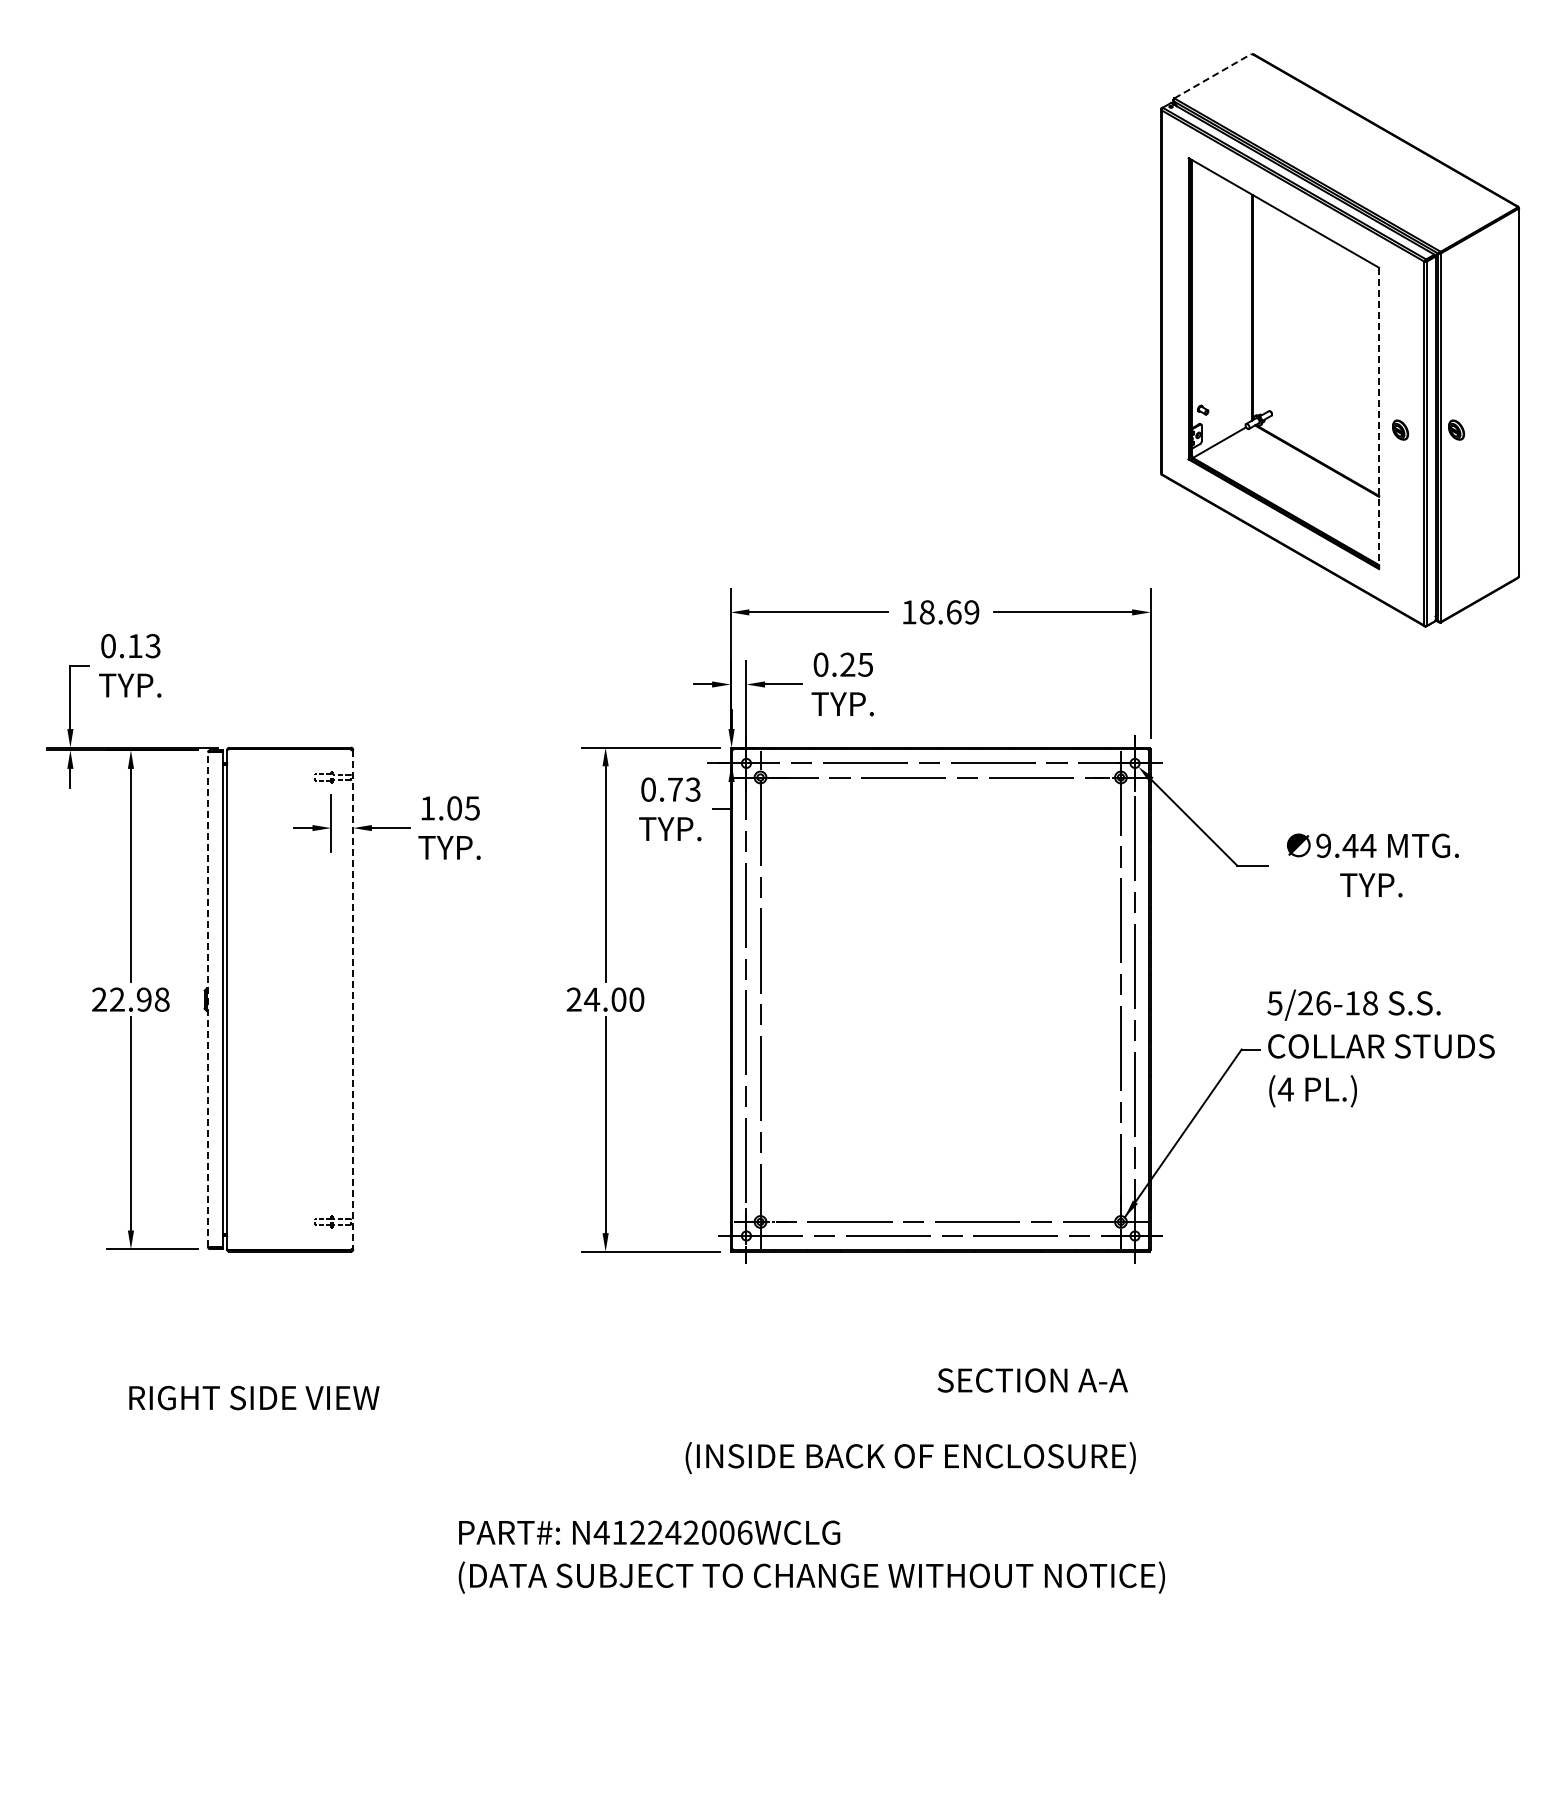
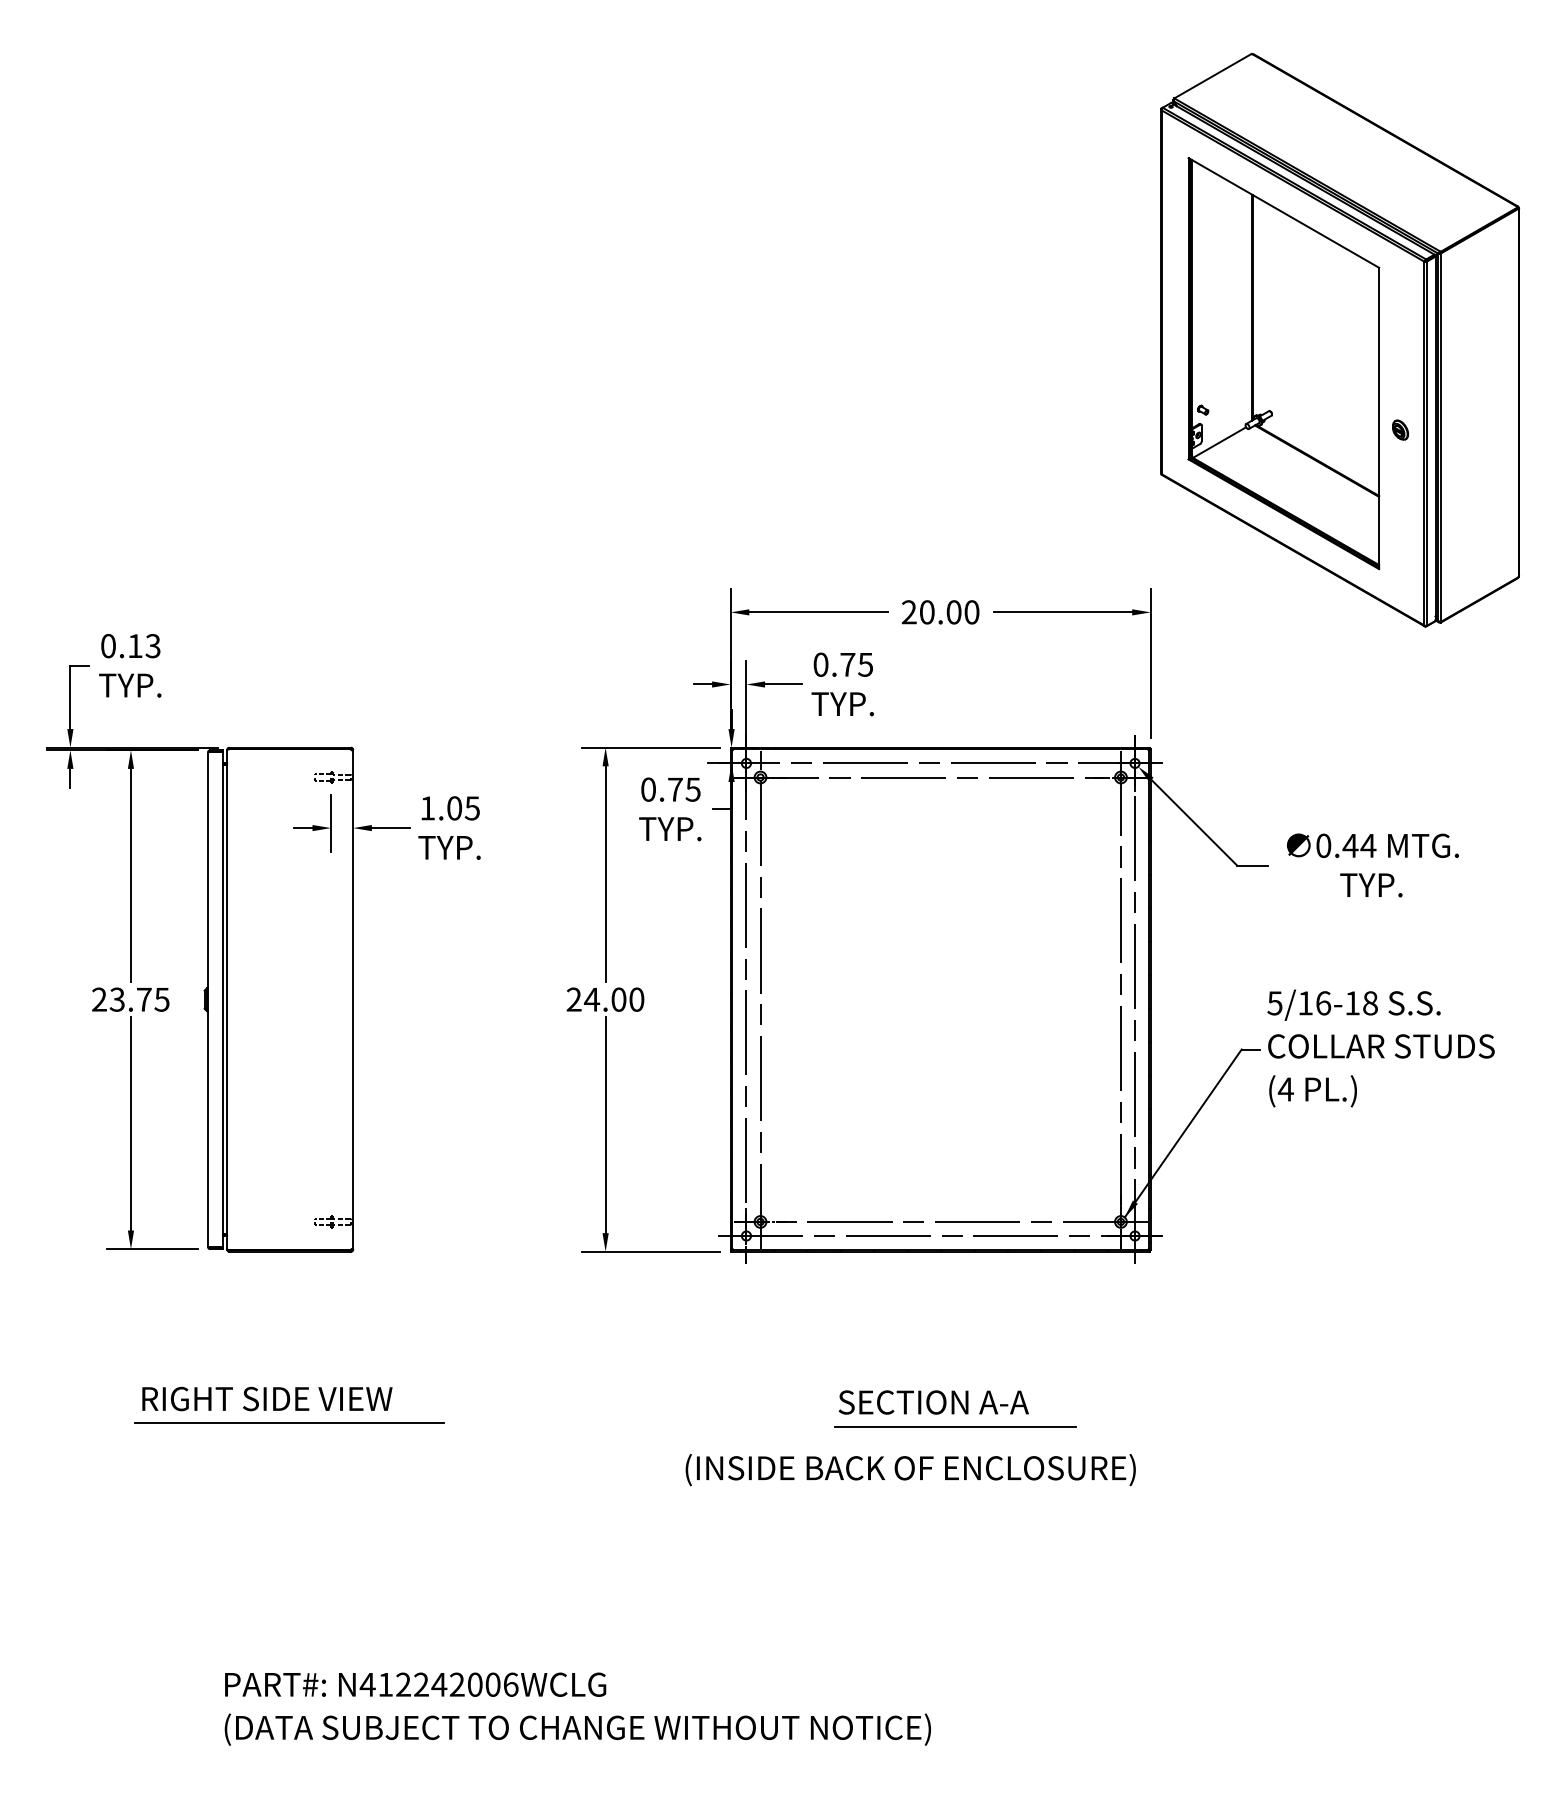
line: dashed -> solid (1213, 75)
line: dashed -> solid (1379, 418)
part: present -> none (1456, 429)
text: 18.69 -> 20.00 (940, 612)
text: 0.25 -> 0.75 (847, 664)
text: 0.73 -> 0.75 (693, 789)
text: 9.44 -> 0.44 (1323, 845)
text: 22.98 -> 23.75 (139, 999)
line: dashed -> solid (207, 999)
line: dashed -> solid (353, 999)
text: 5/26-18 -> 5/16-18 (1305, 1003)
text position: (1032, 1380) -> (933, 1402) (933, 1402)
text position: (254, 1397) -> (267, 1398) (267, 1398)
line: none -> present (288, 1423)
line: none -> present (954, 1427)
text position: (910, 1458) -> (910, 1470) (910, 1470)
text position: (811, 1556) -> (577, 1708) (577, 1708)
